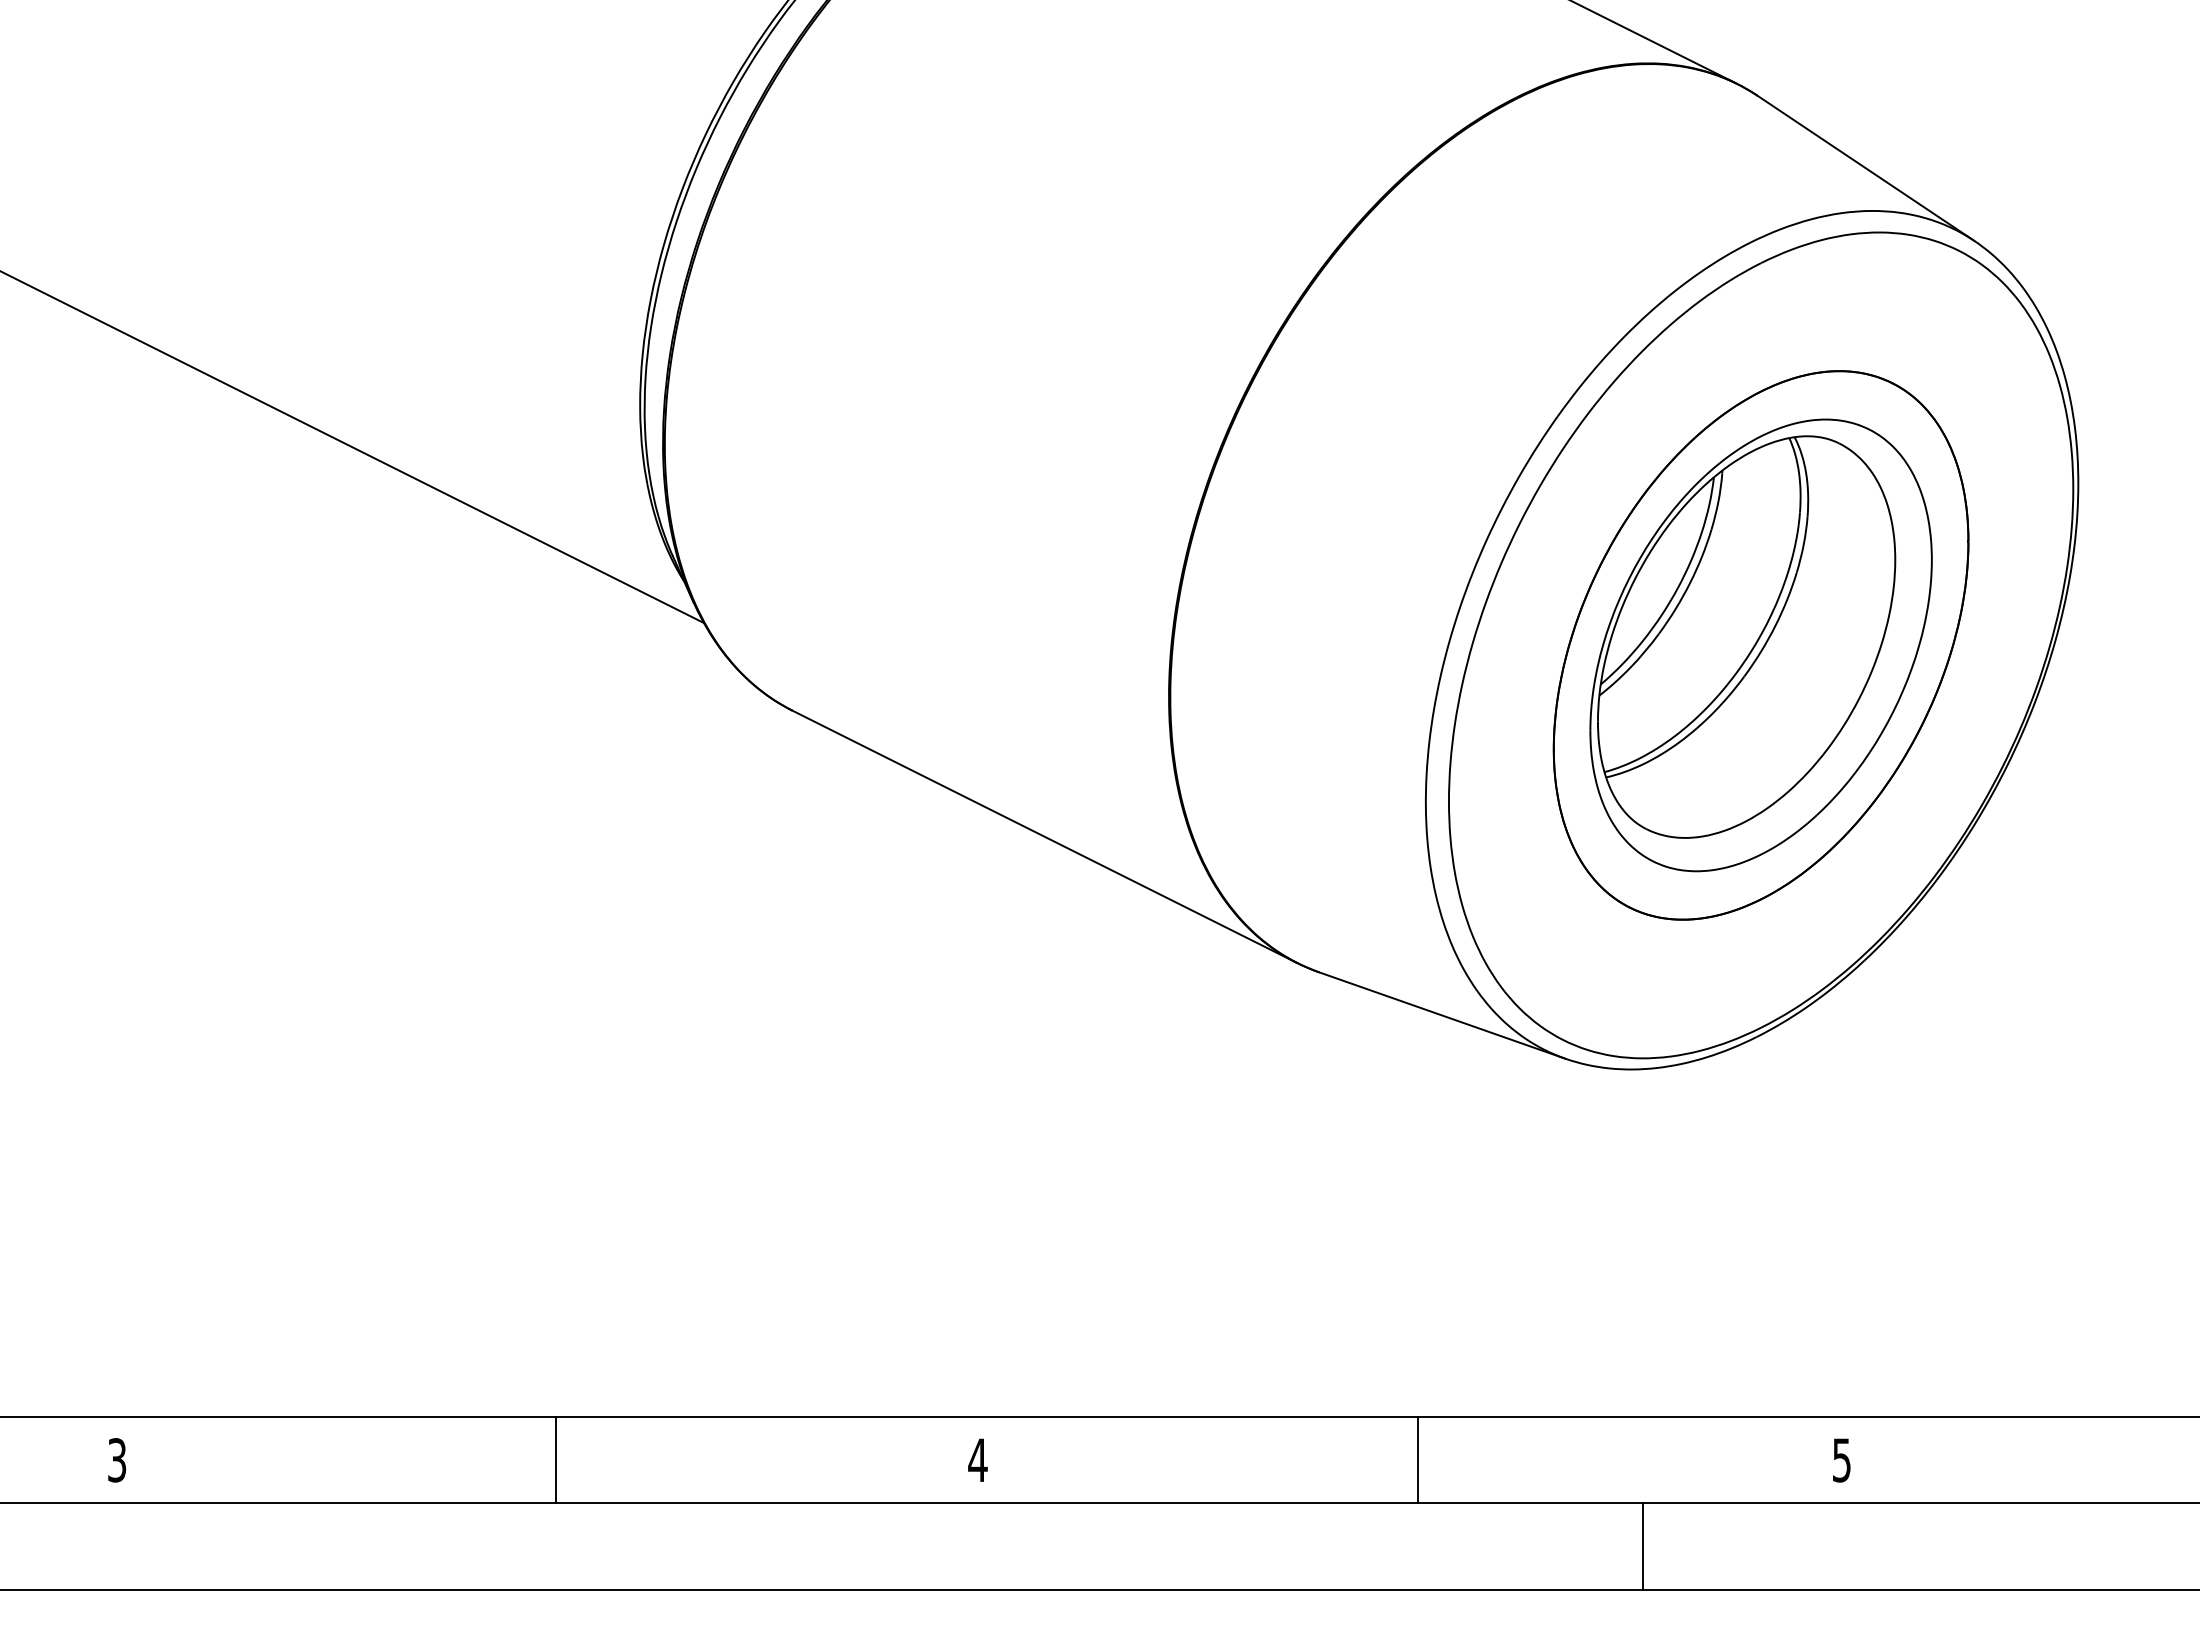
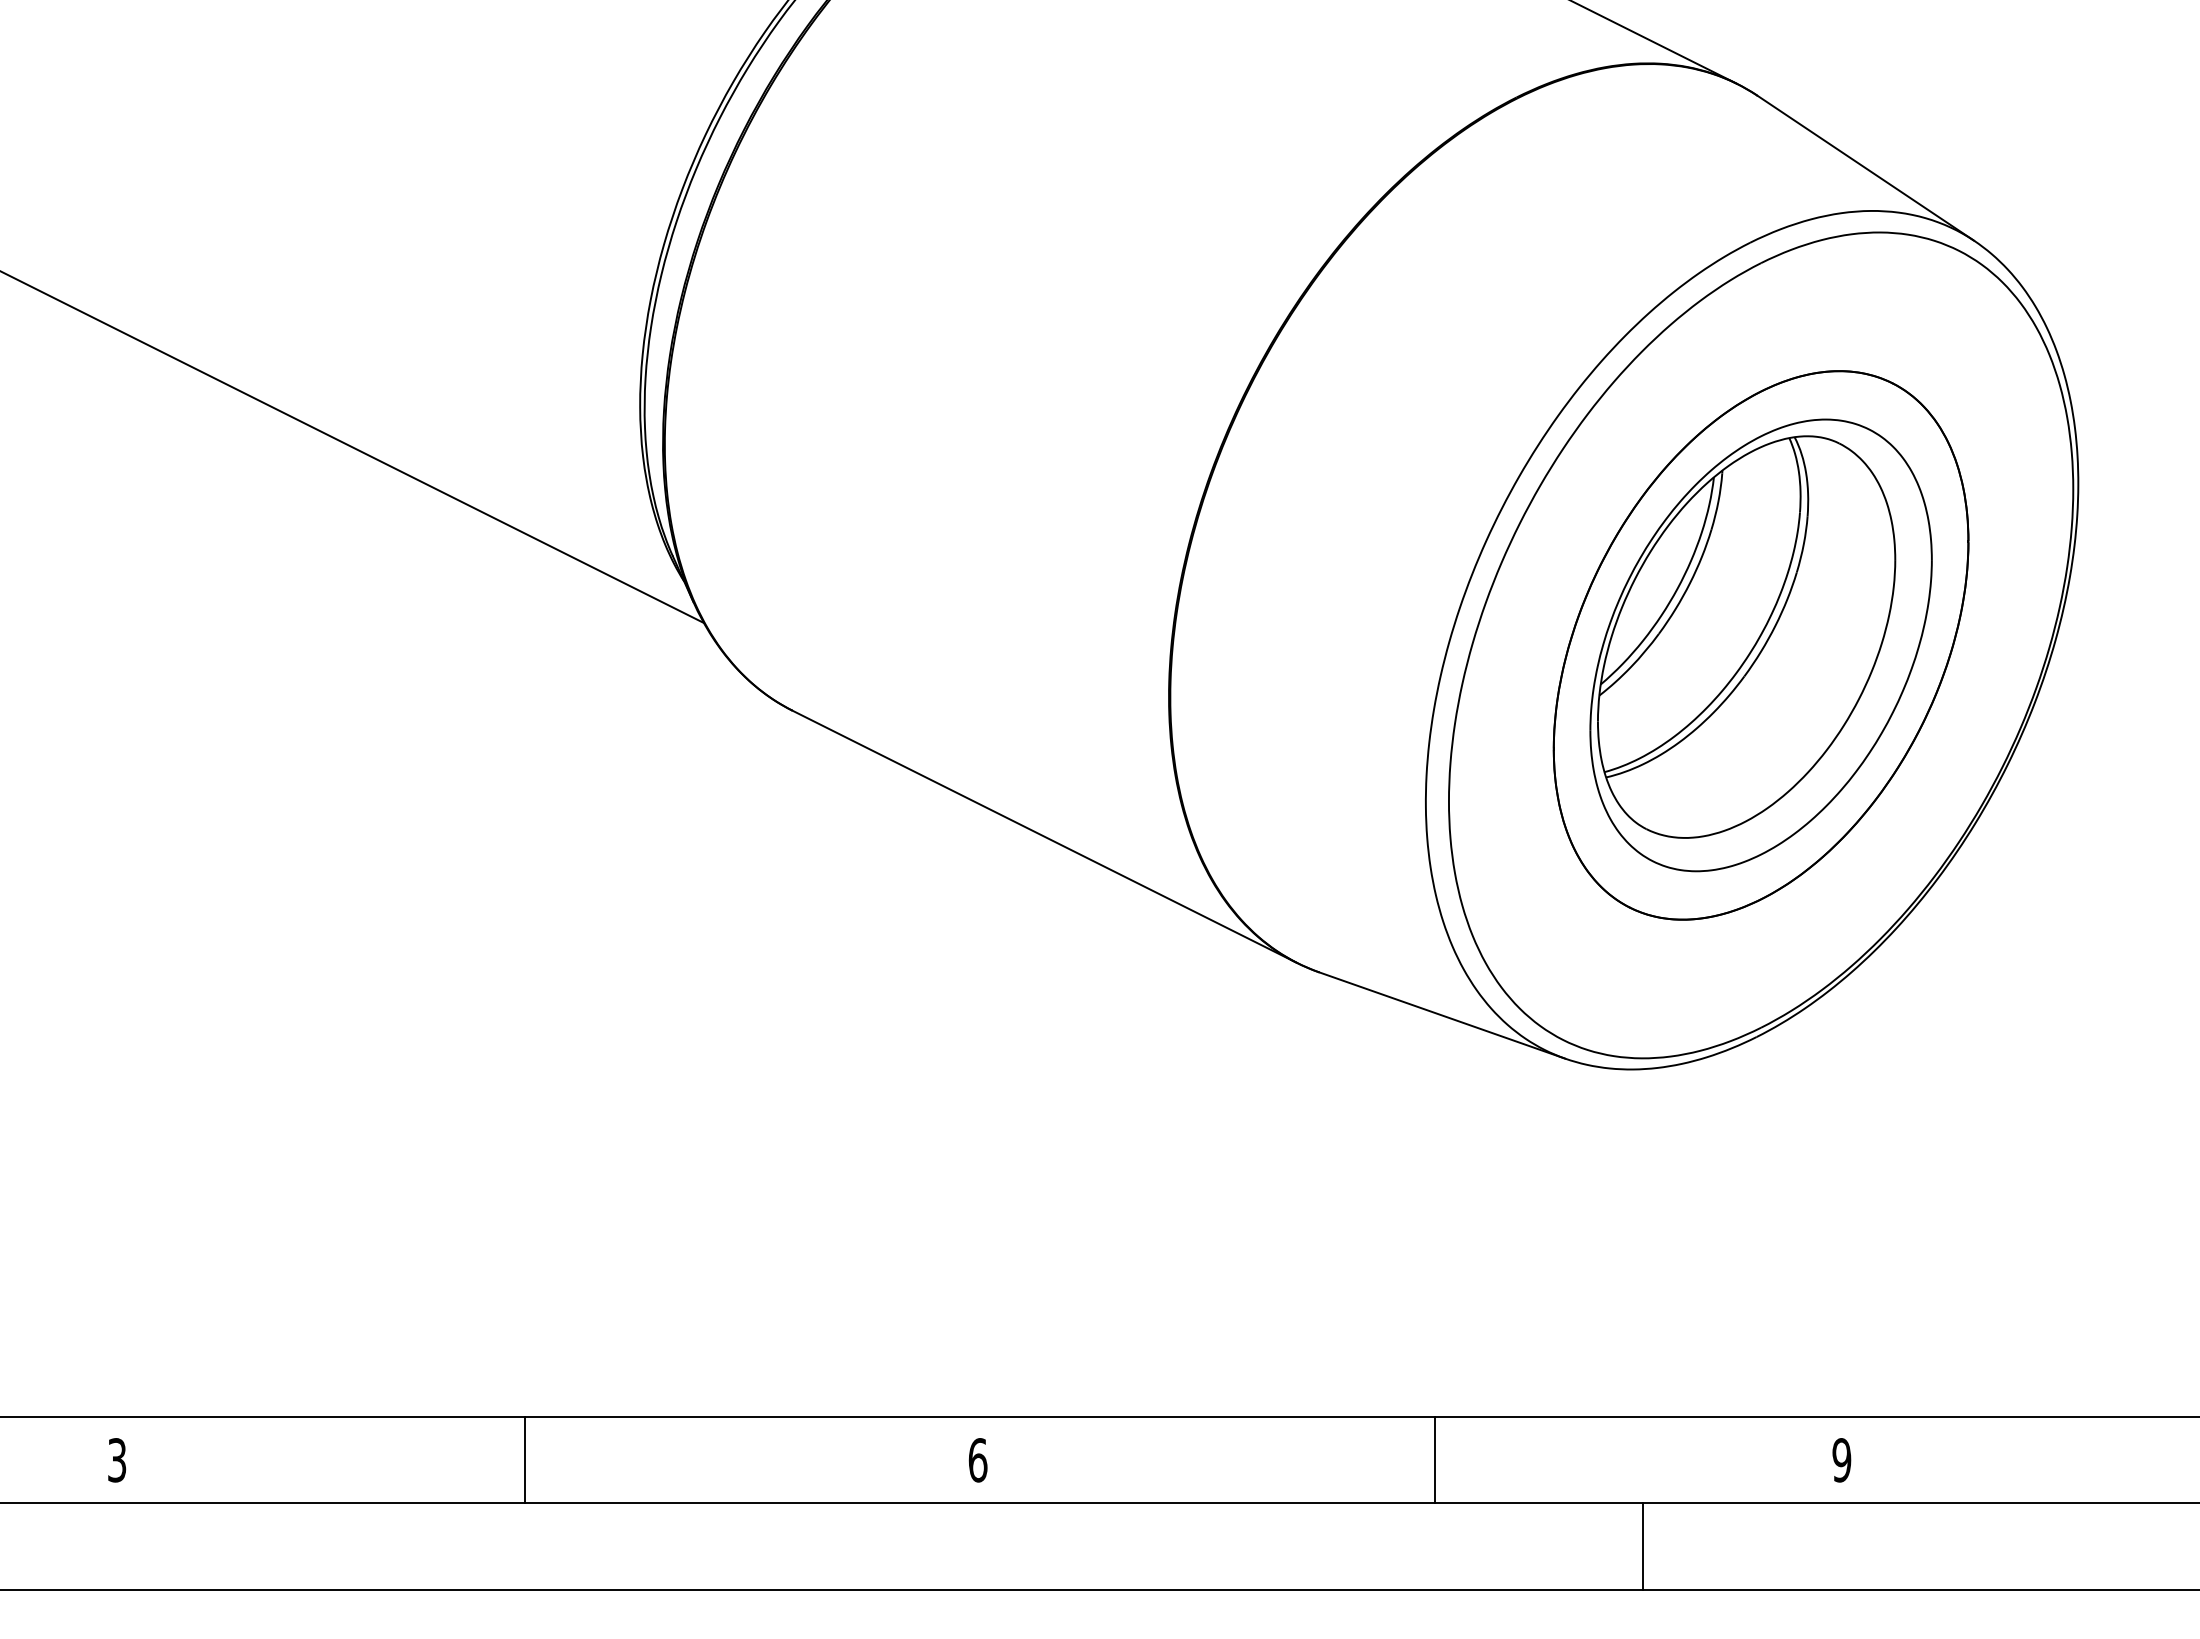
line position: (556, 1460) -> (525, 1460) (525, 1460)
text: 4 -> 6 (977, 1460)
line position: (1418, 1460) -> (1435, 1460) (1435, 1460)
text: 5 -> 9 (1841, 1460)
